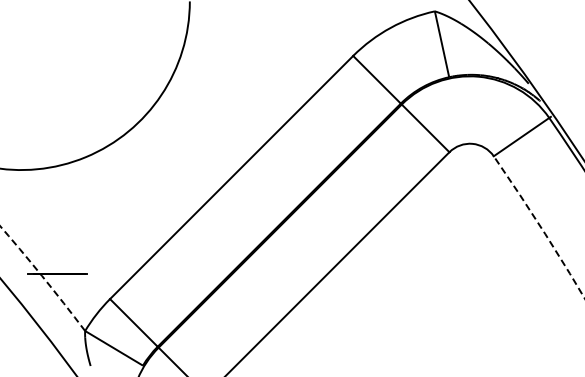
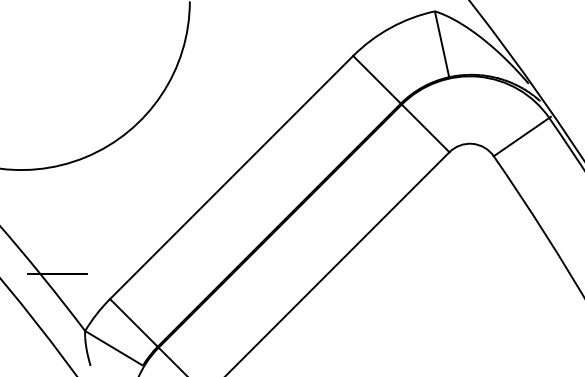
arc: dashed -> solid (540, 226)
arc: dashed -> solid (43, 277)
